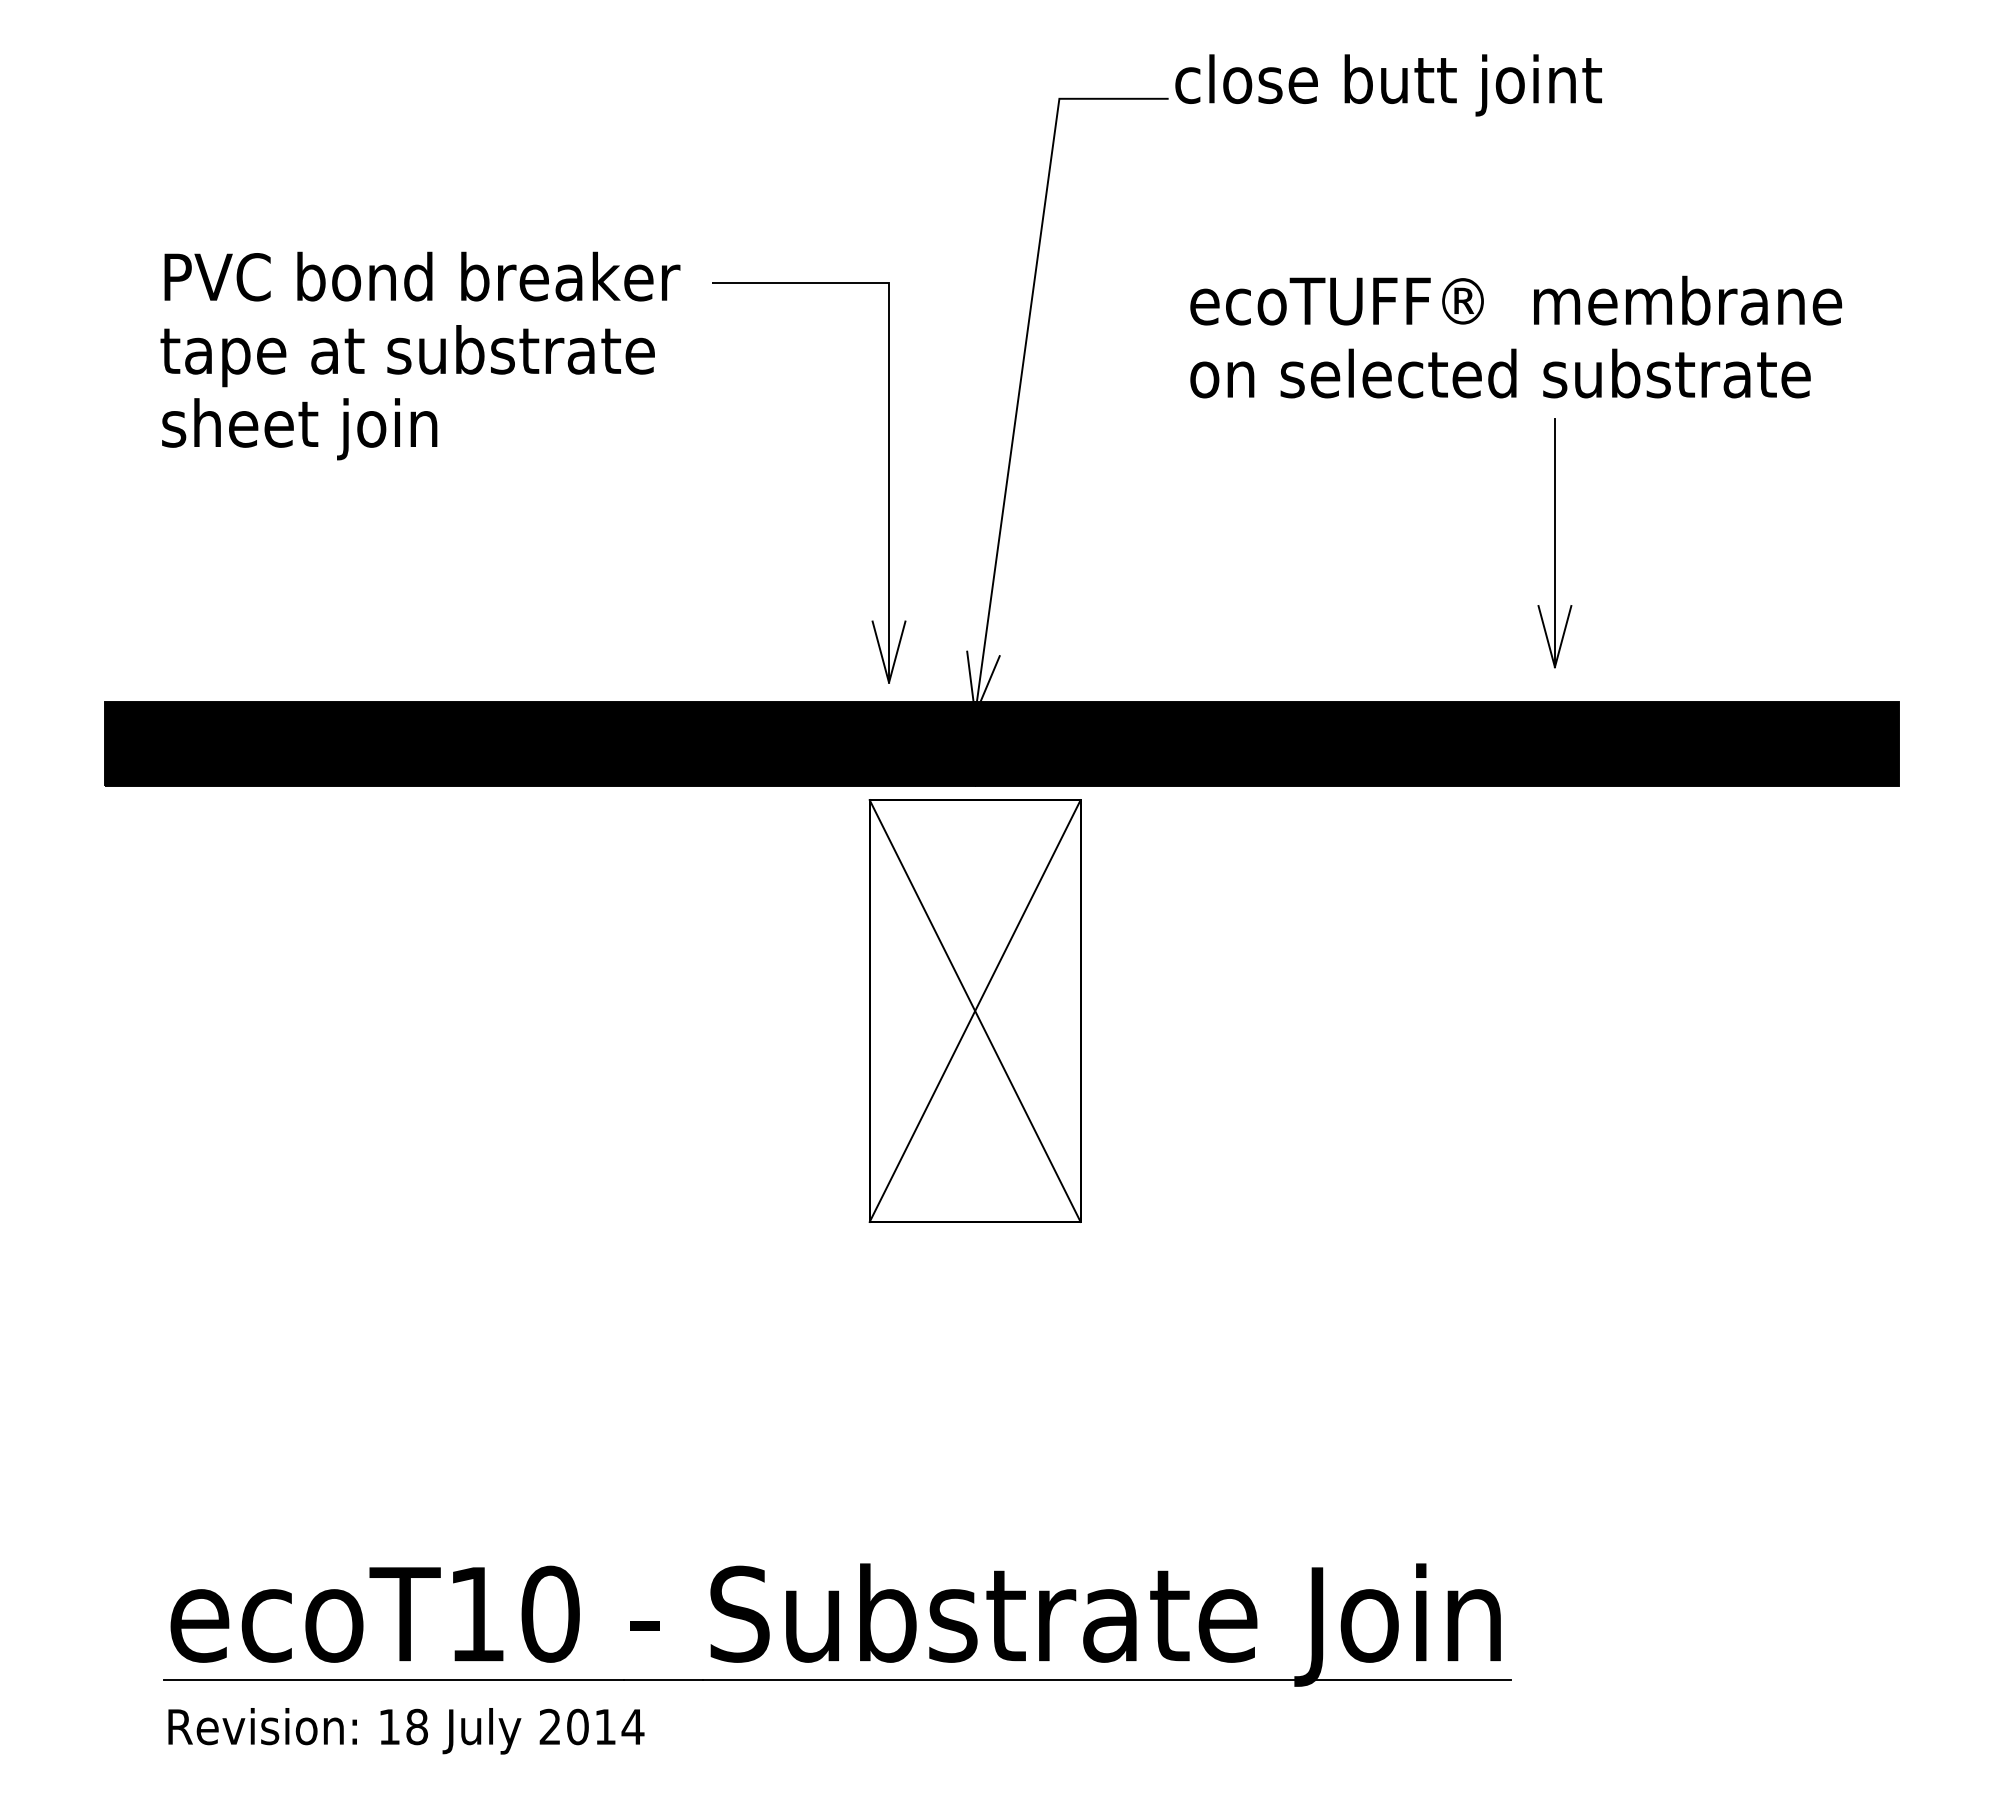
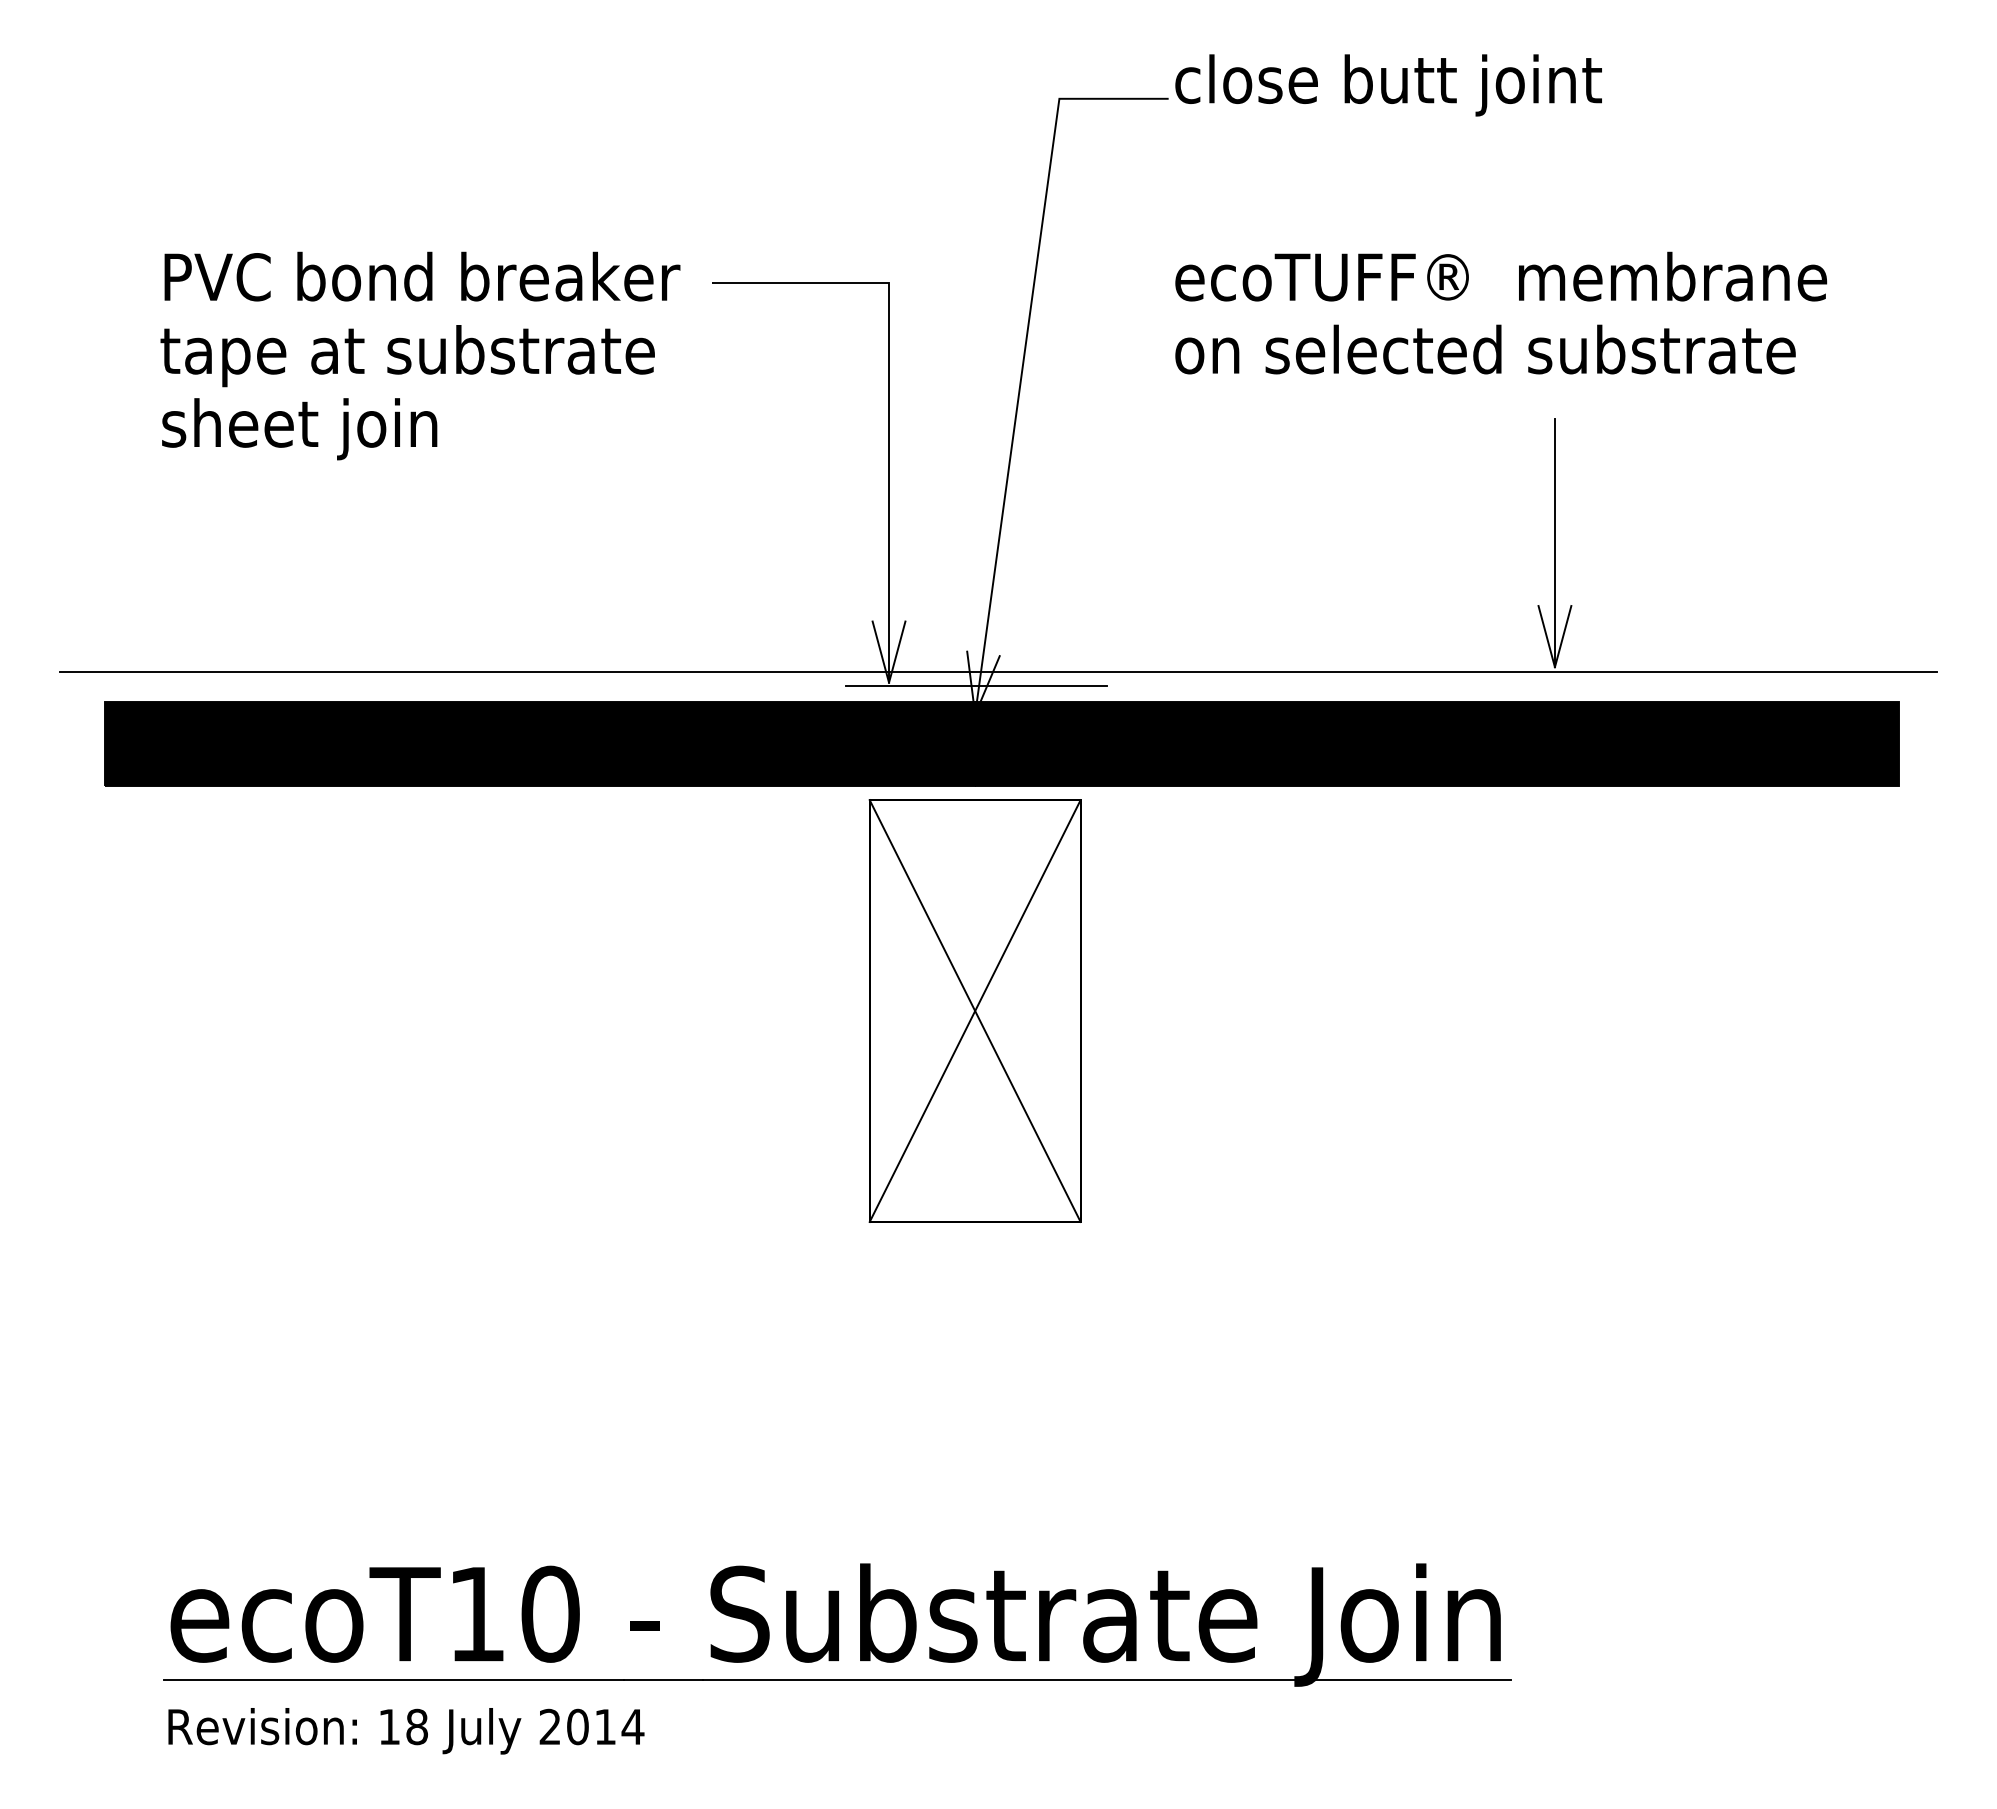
text position: (1516, 336) -> (1501, 312) (1501, 312)
line: none -> present (998, 671)
line: none -> present (976, 685)
